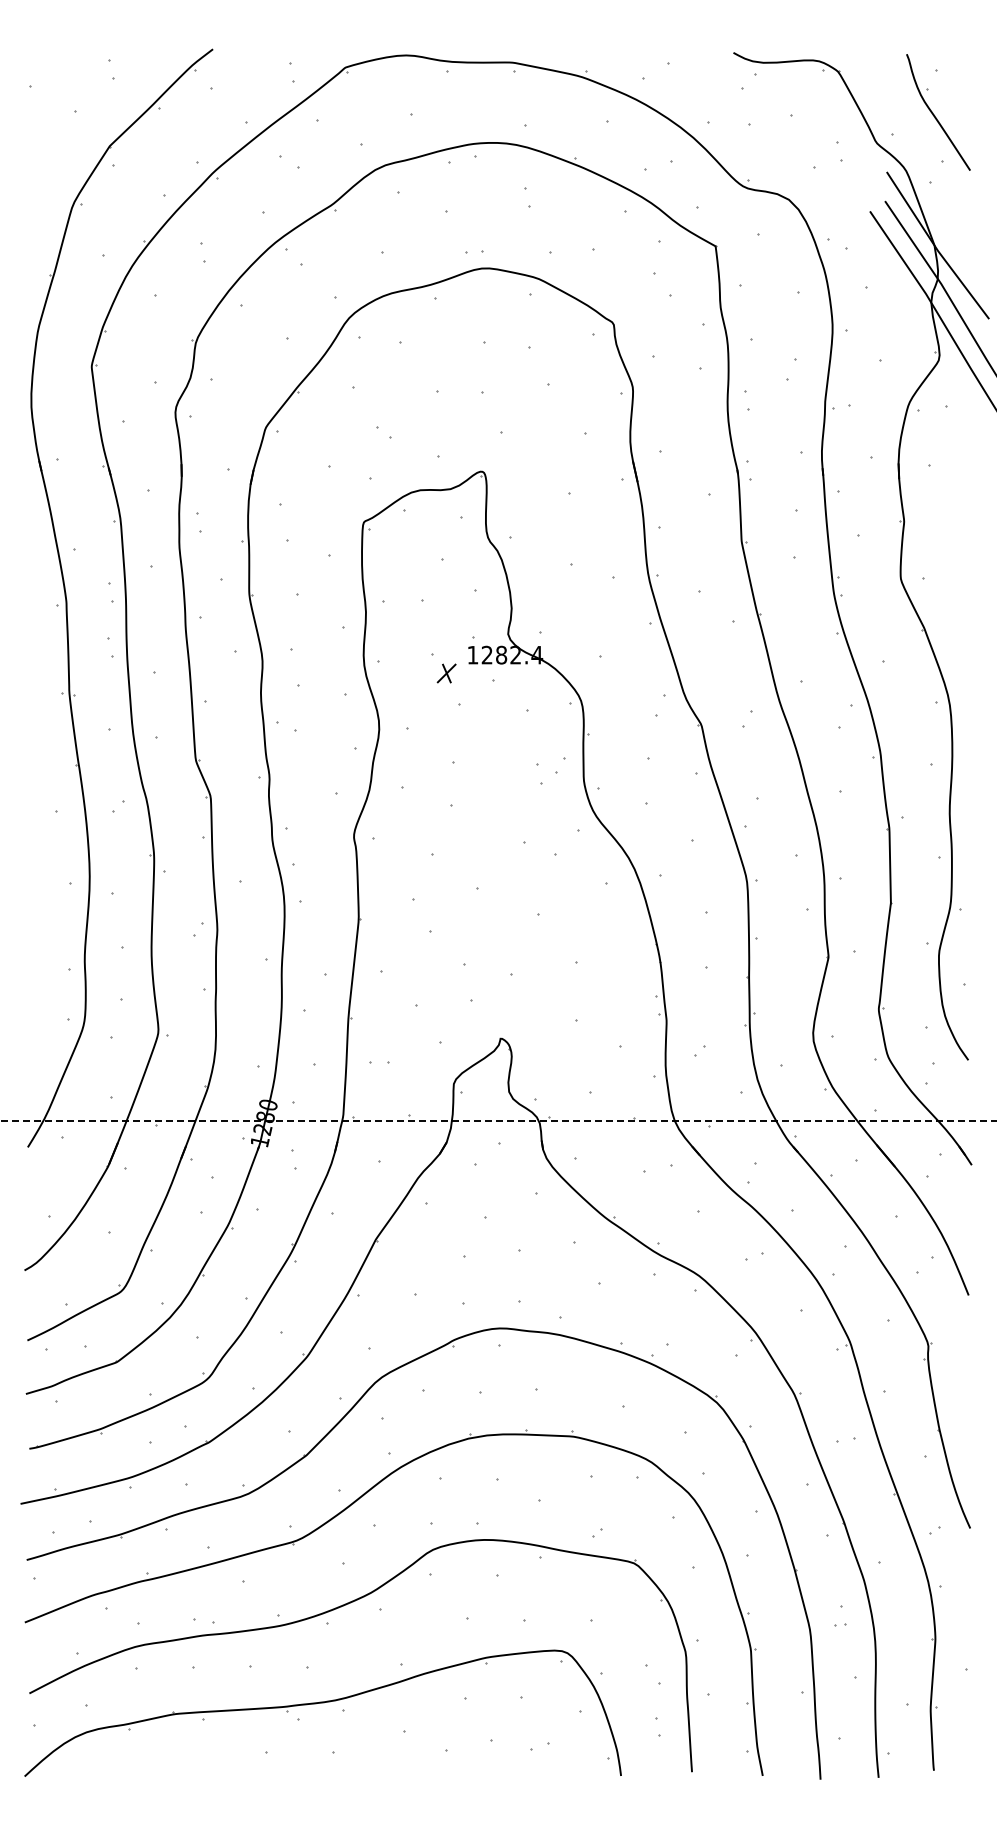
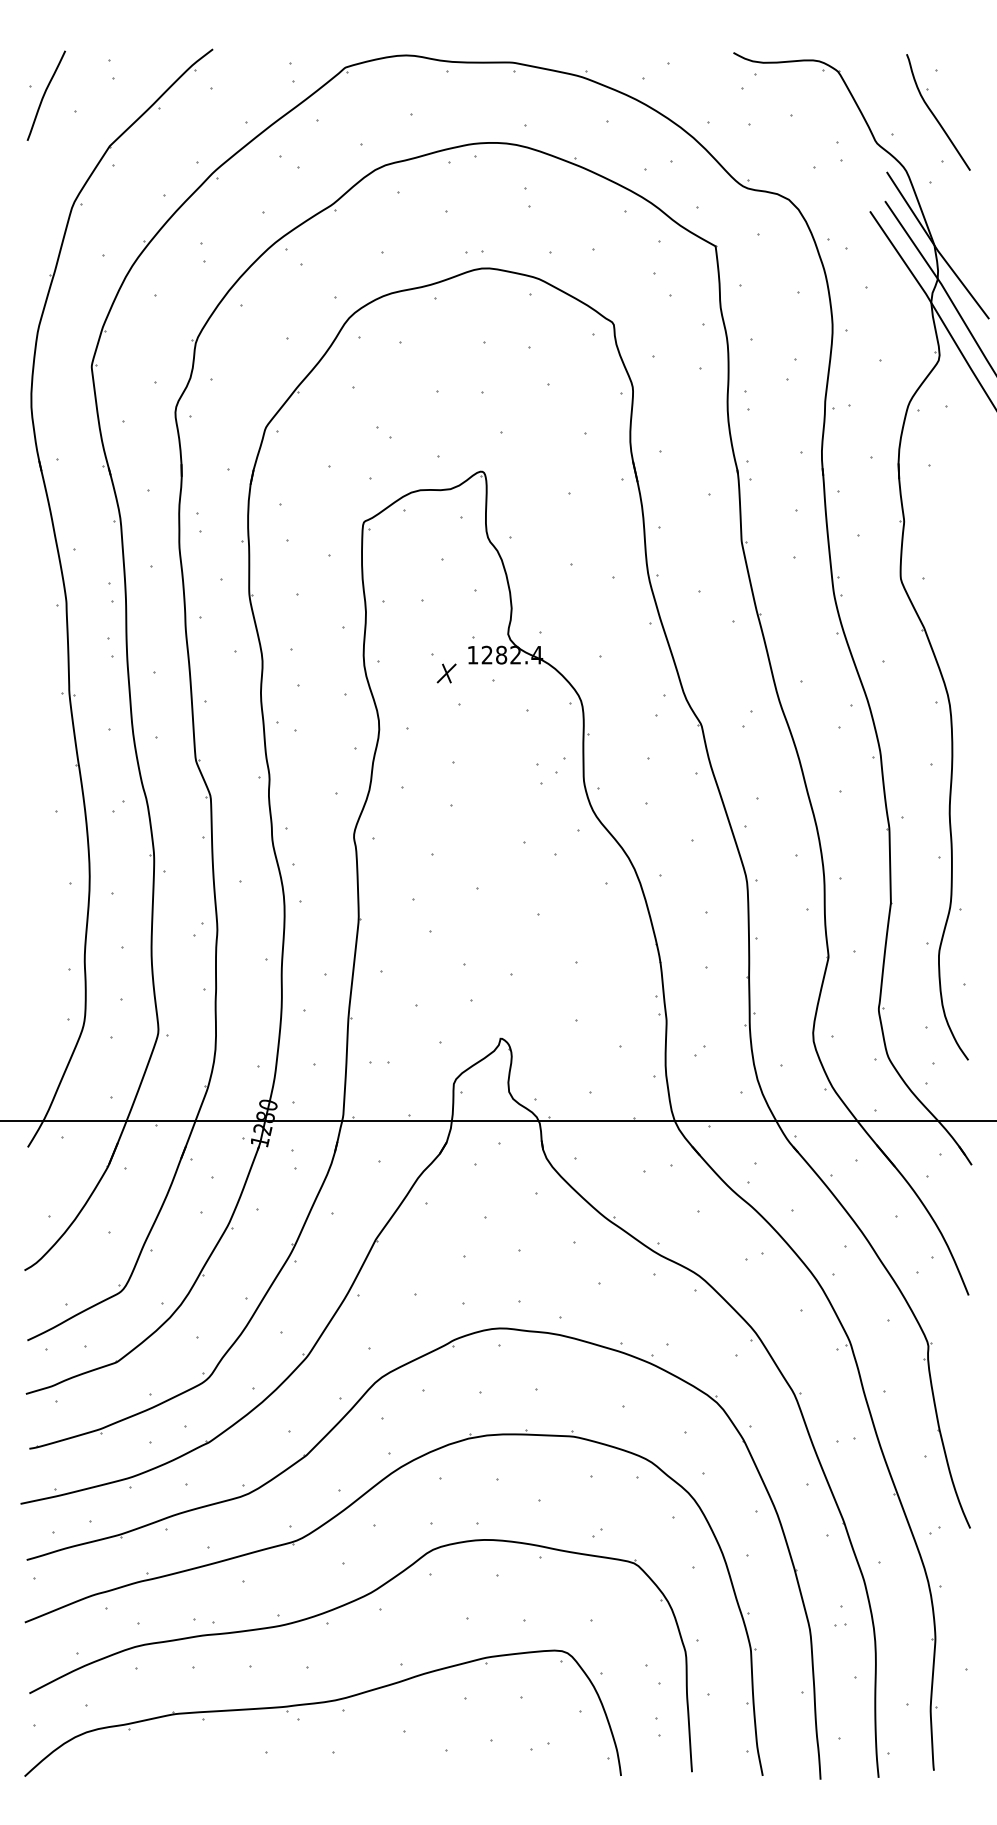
curve: none -> present (45, 94)
line: dashed -> solid (498, 1120)
